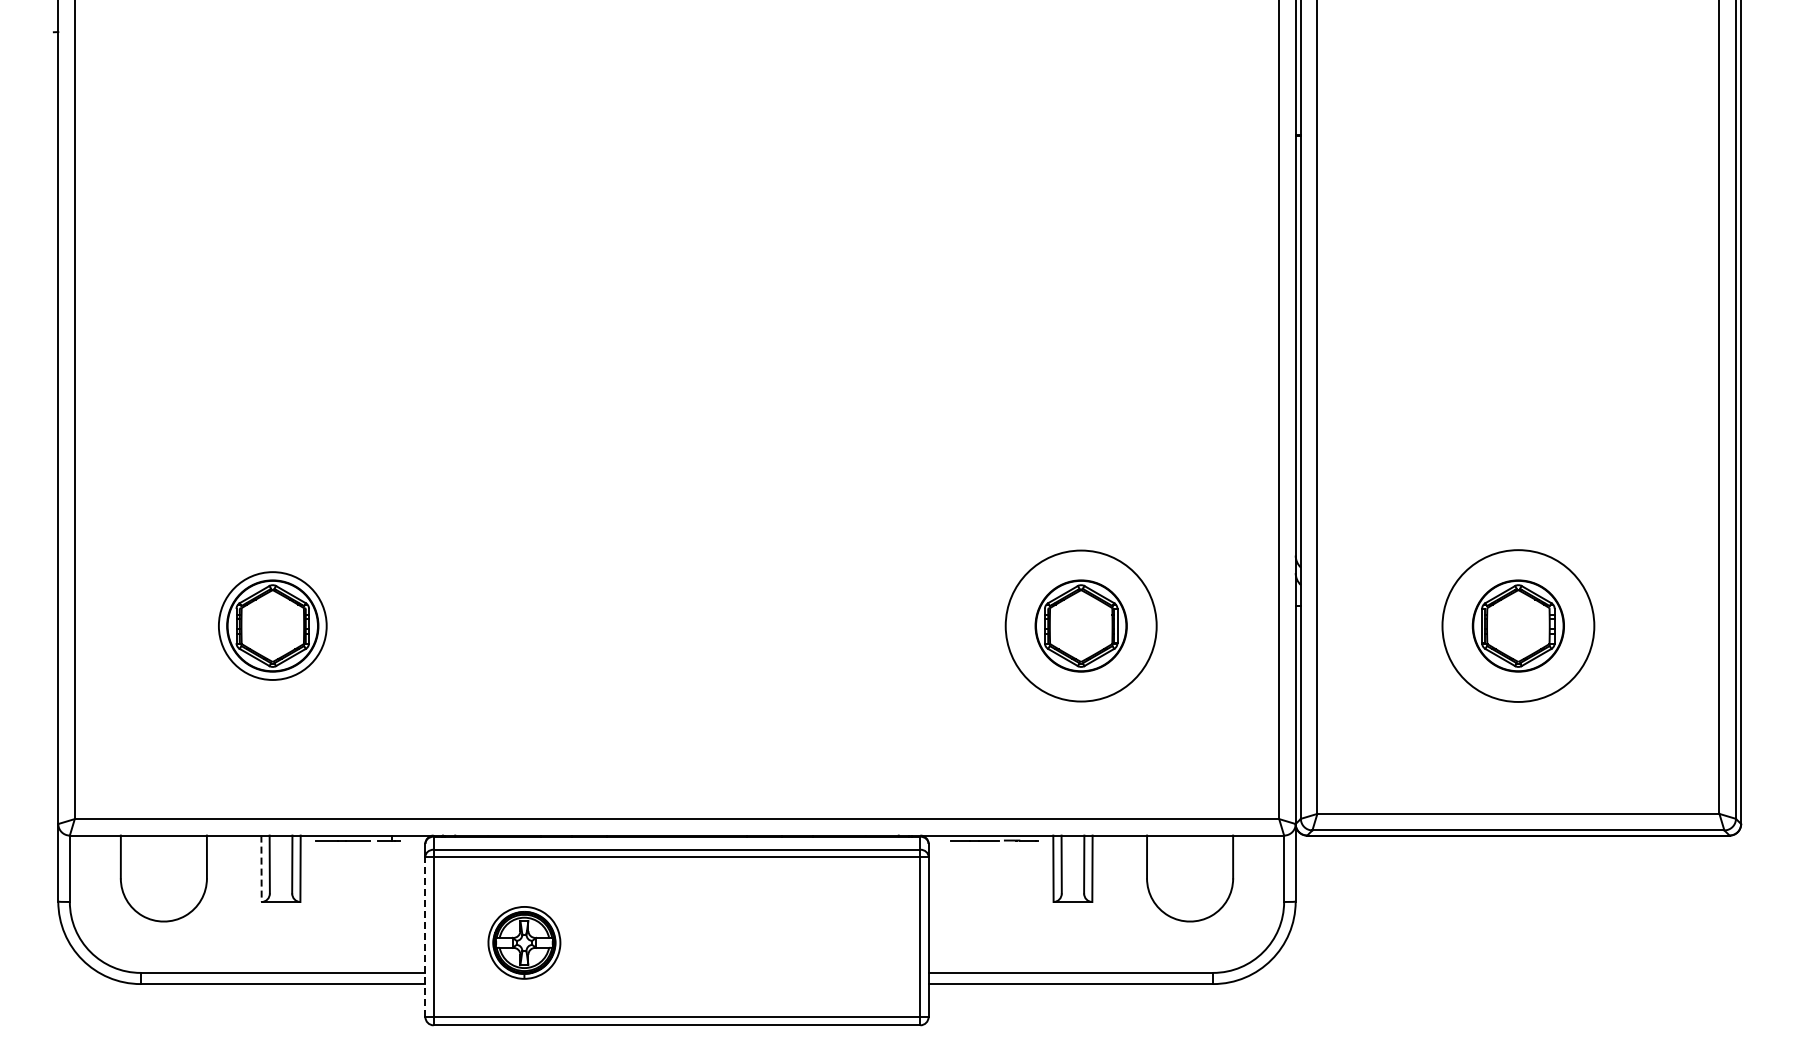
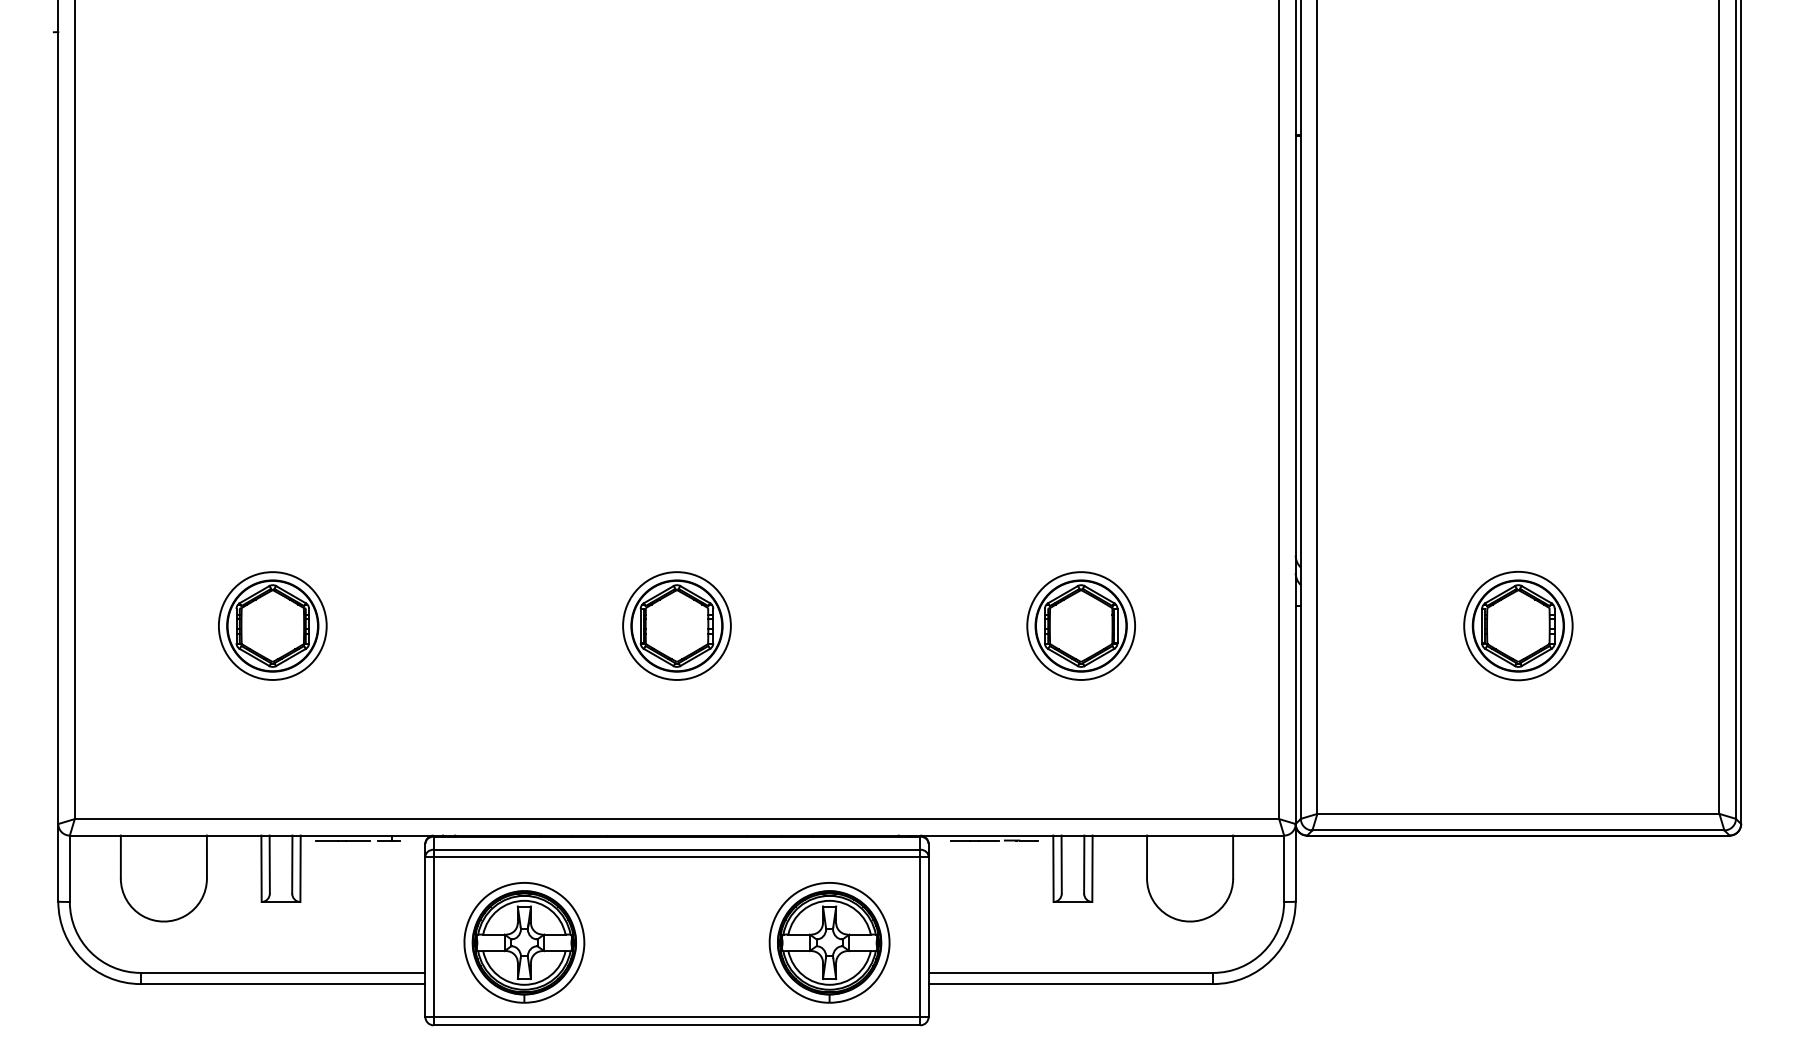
part: none -> present (676, 625)
circle diameter: 151 px -> 108 px (1081, 625)
circle diameter: 152 px -> 108 px (1518, 625)
line: dashed -> solid (261, 869)
line: dashed -> solid (425, 936)
part size: 75x74 px -> 123x122 px (524, 942)
part: none -> present (829, 942)
